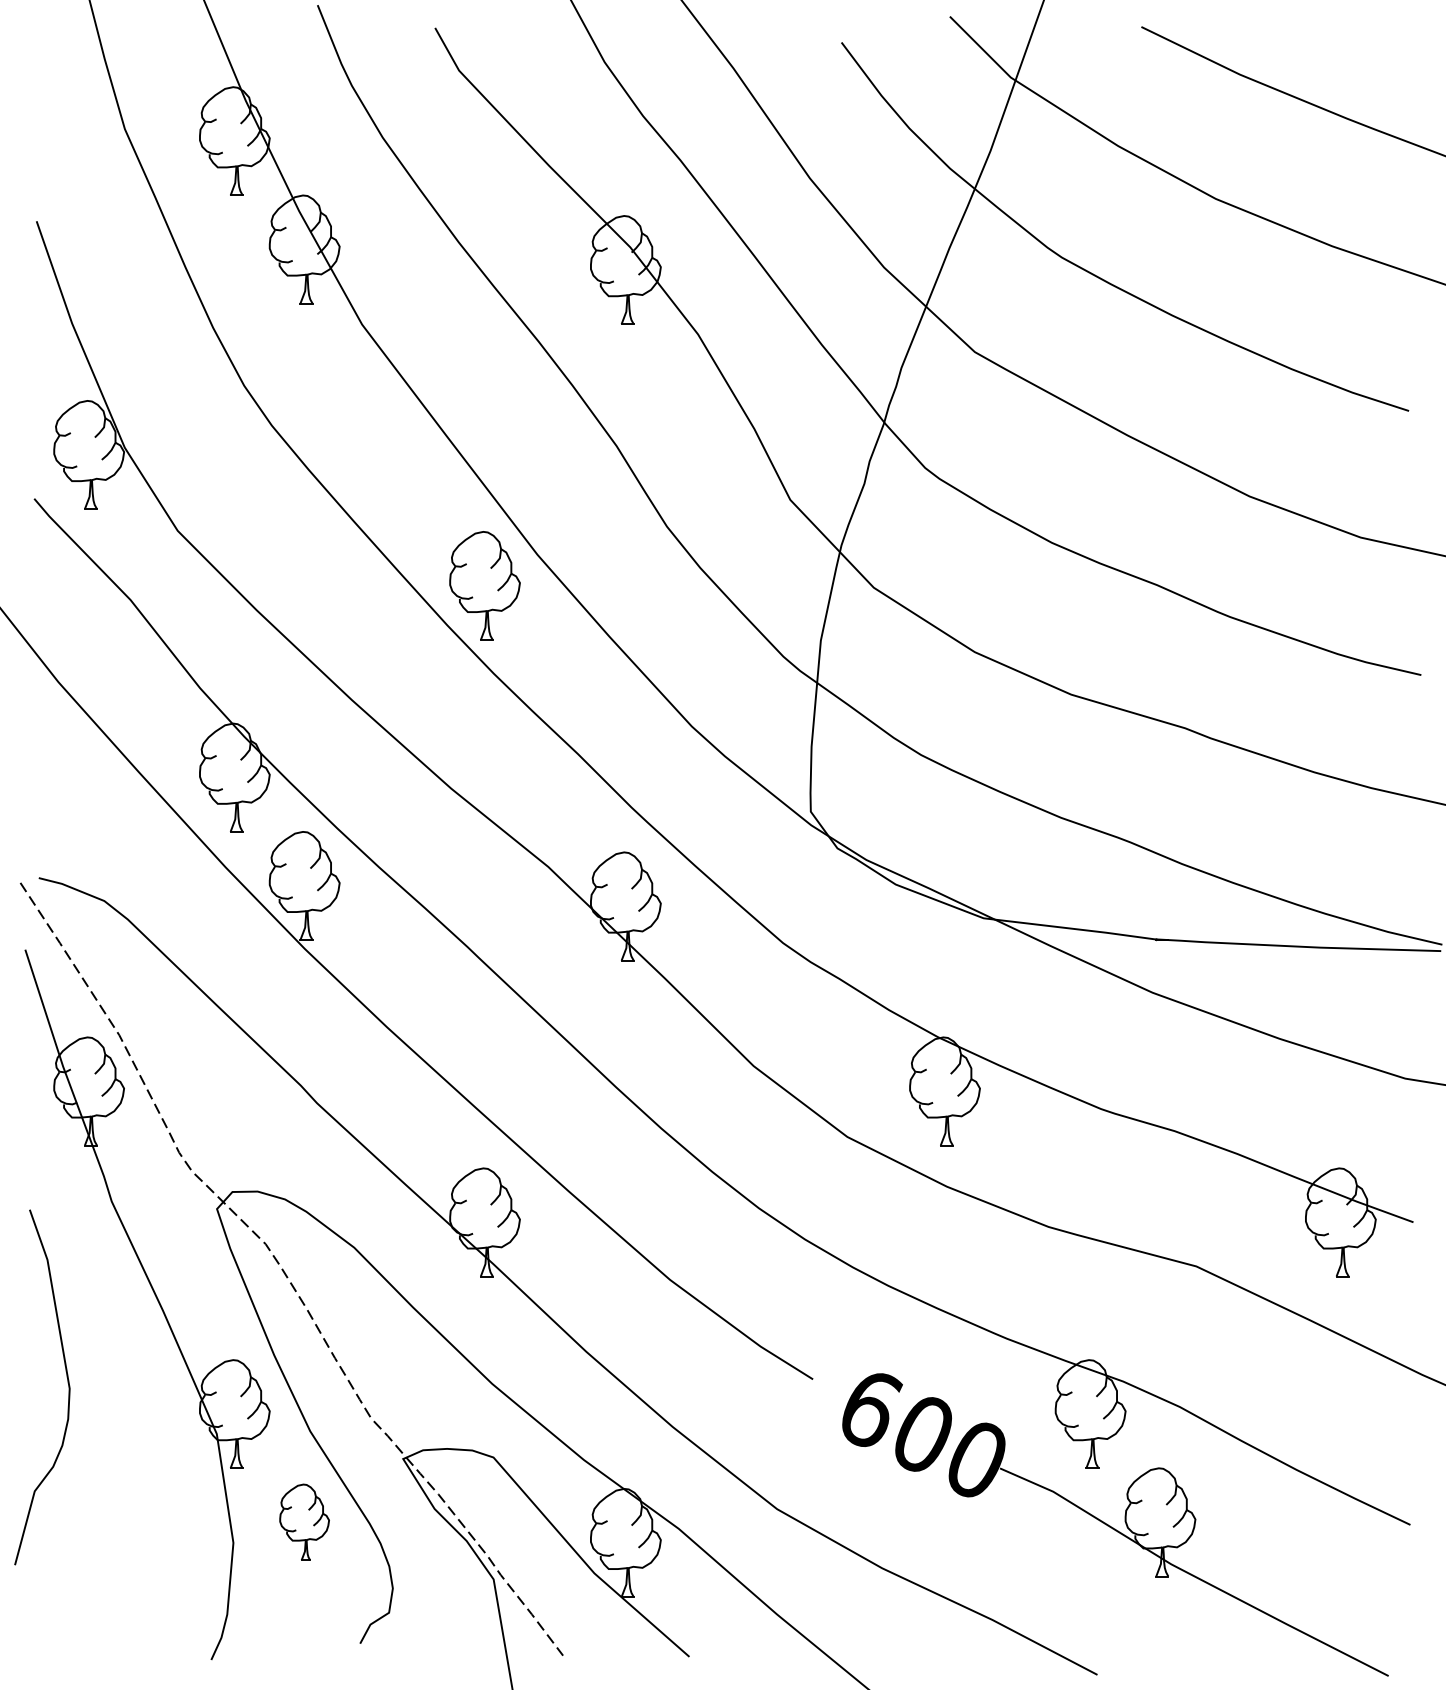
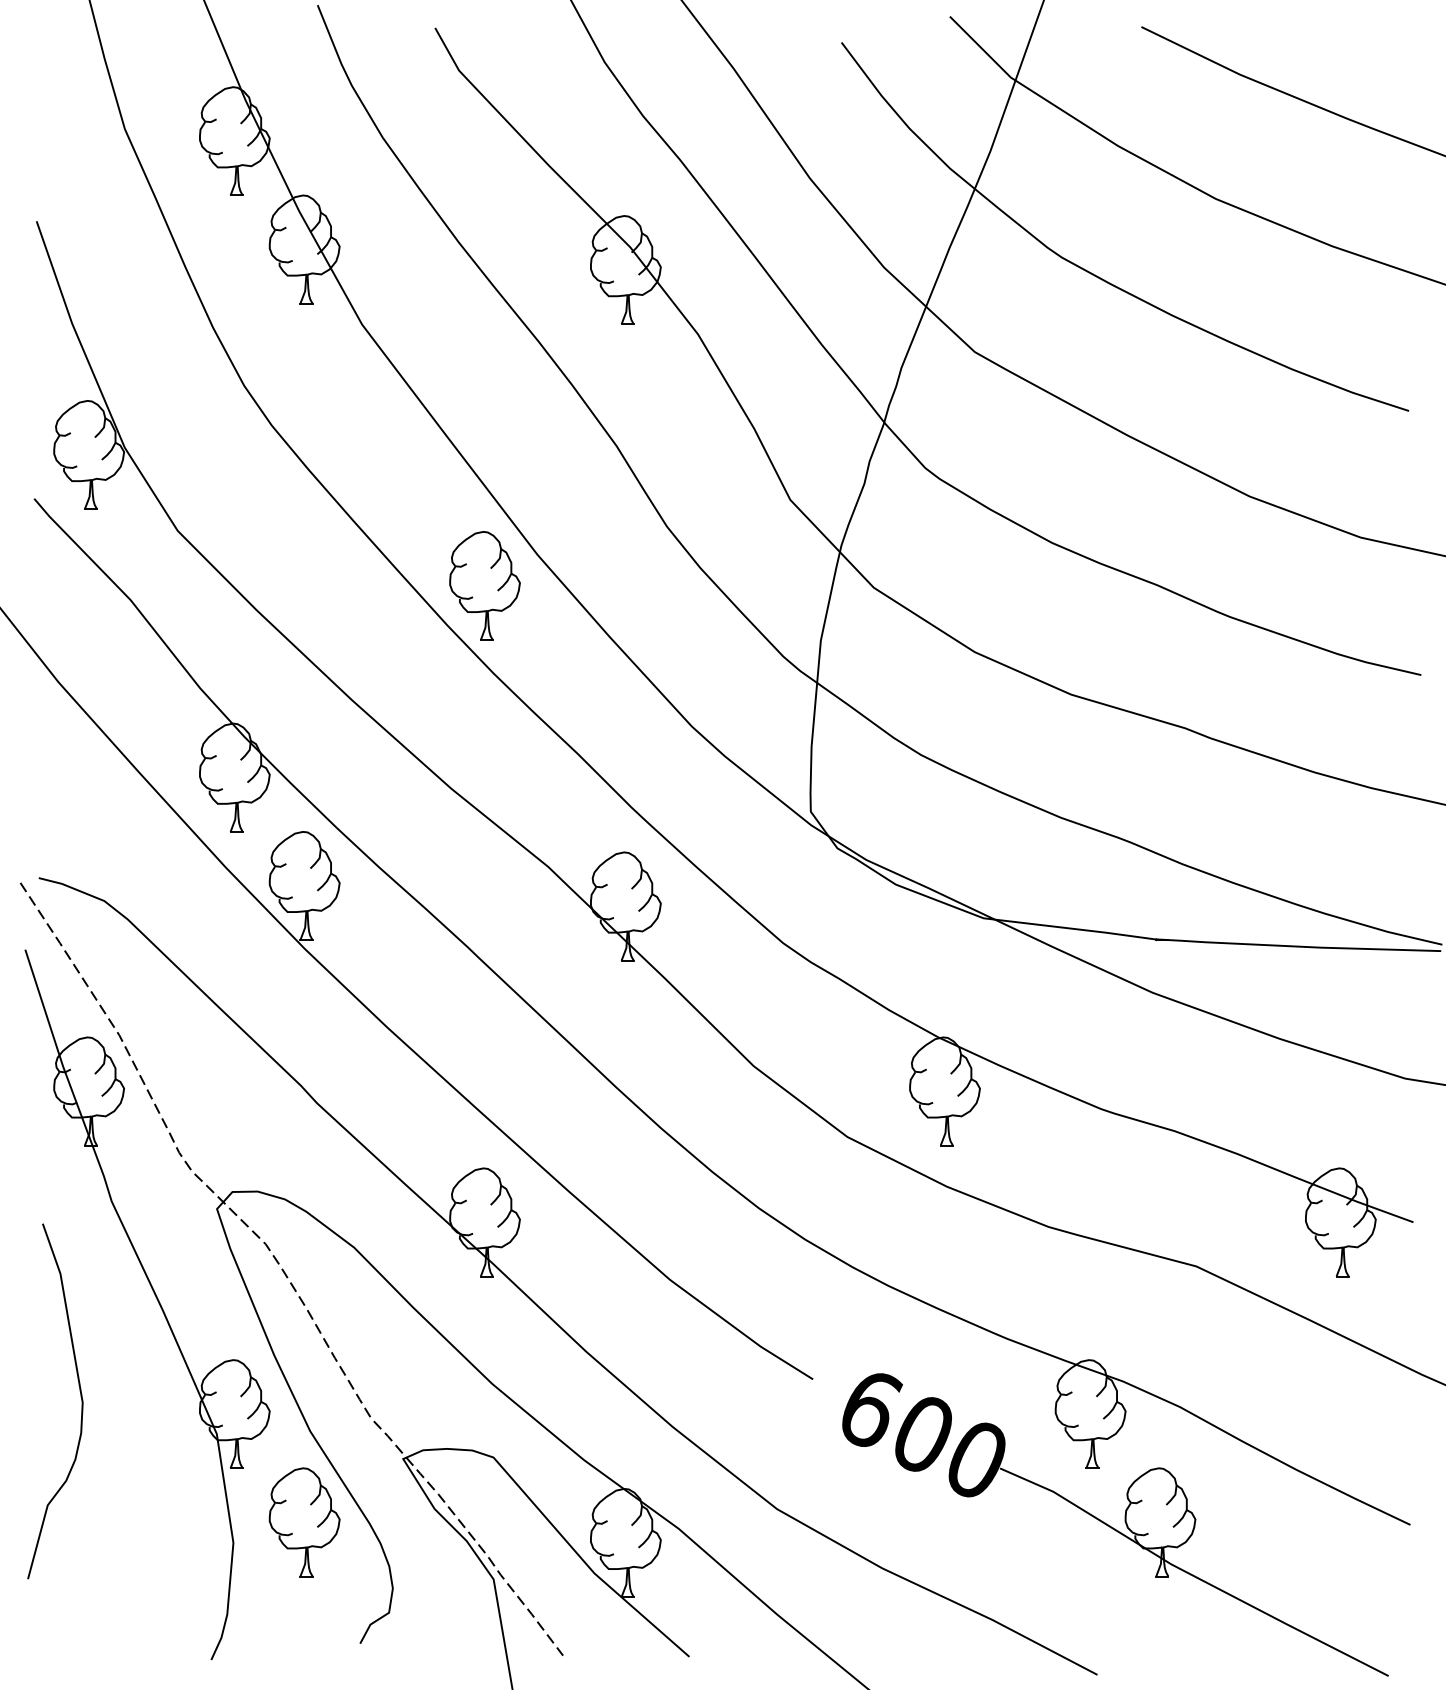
curve position: (67, 1383) -> (80, 1397) (80, 1397)
part size: 51x78 px -> 73x111 px (304, 1522)
